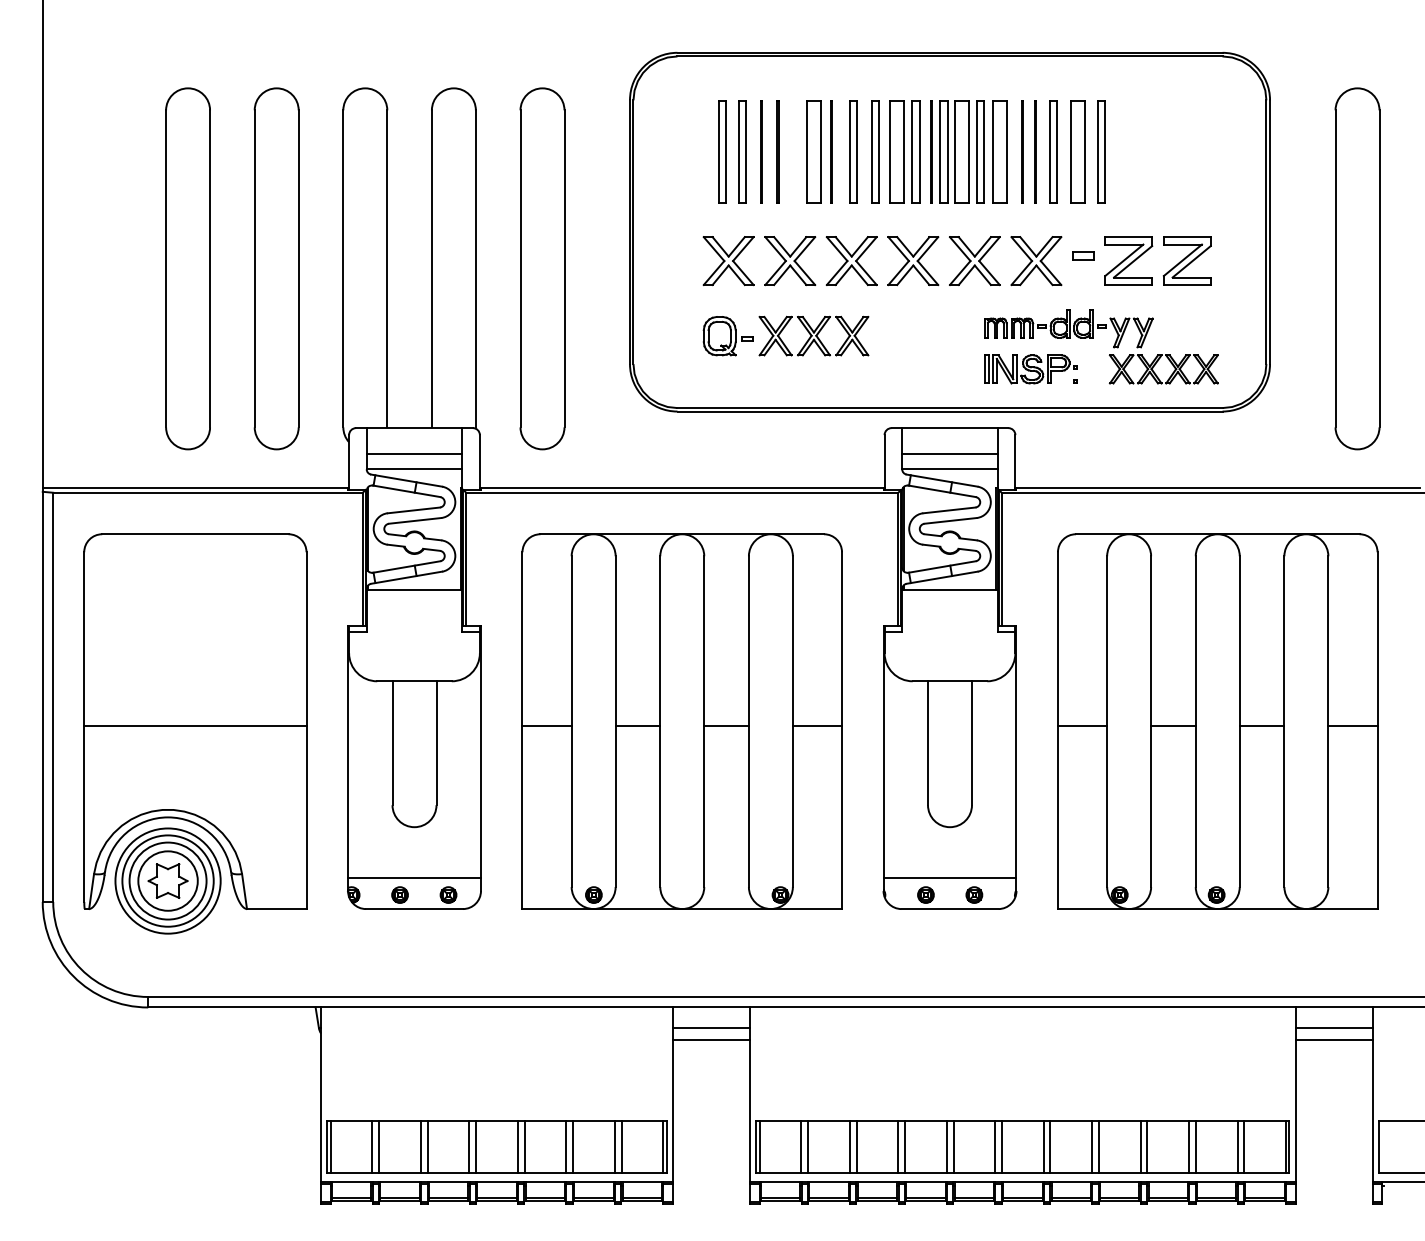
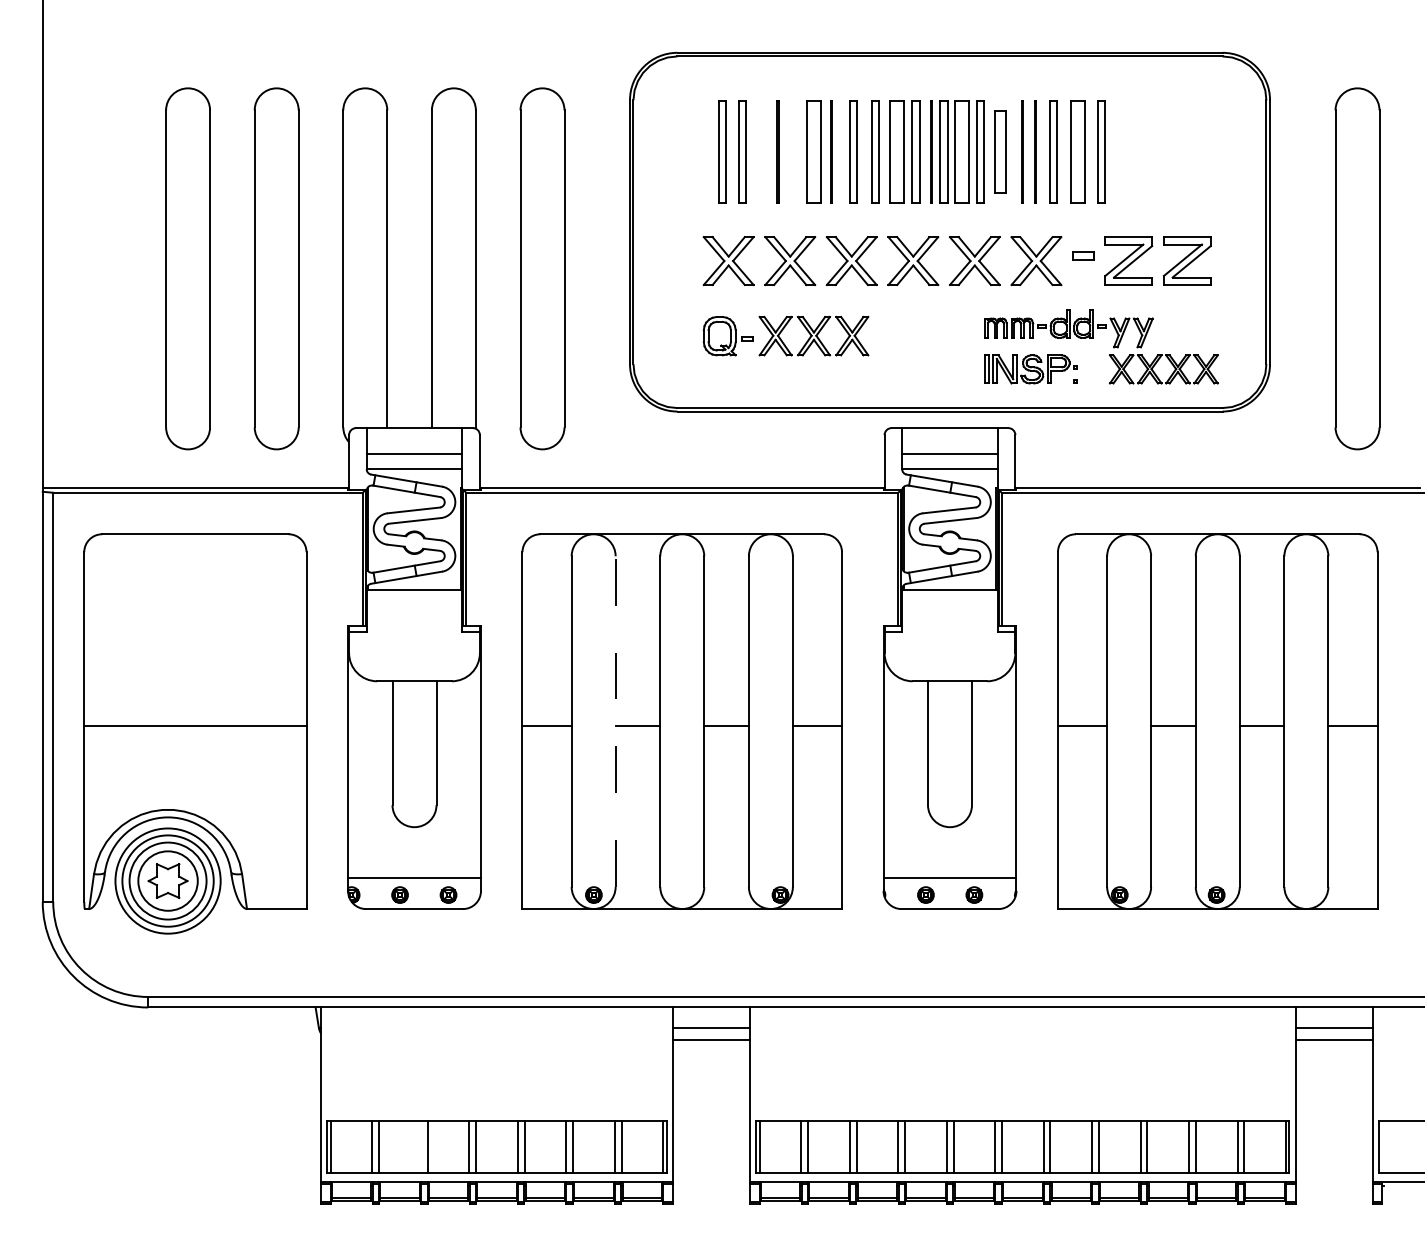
line: present -> none (761, 151)
part size: 16x104 px -> 13x84 px (1000, 151)
line: solid -> dashed (615, 721)
line: present -> none (420, 1147)
